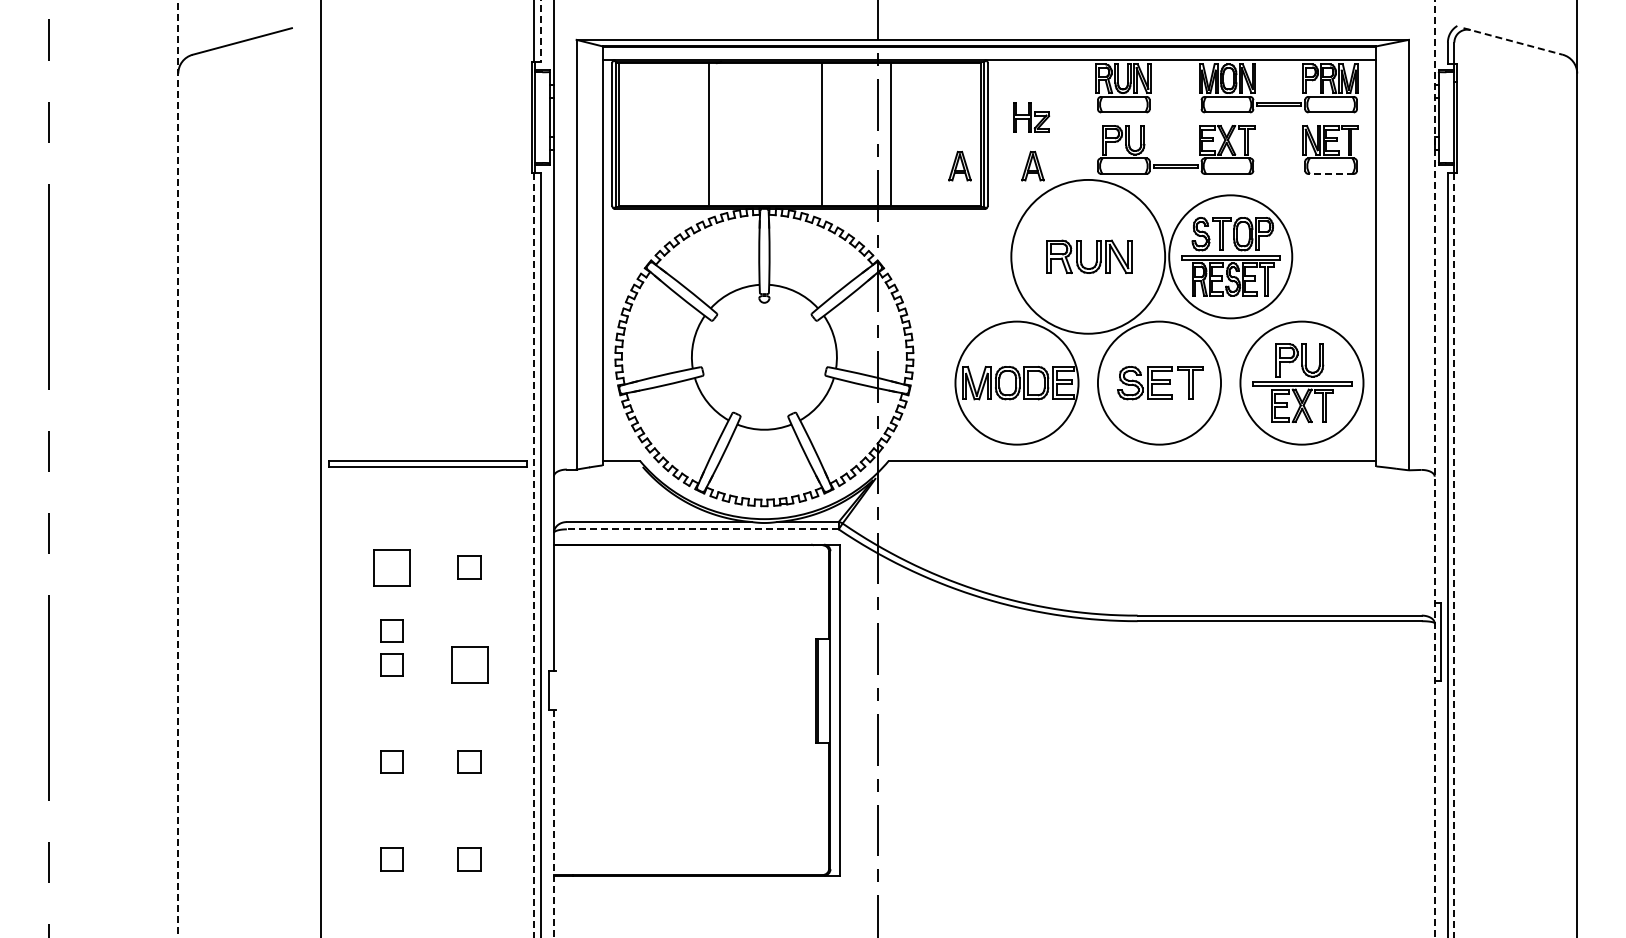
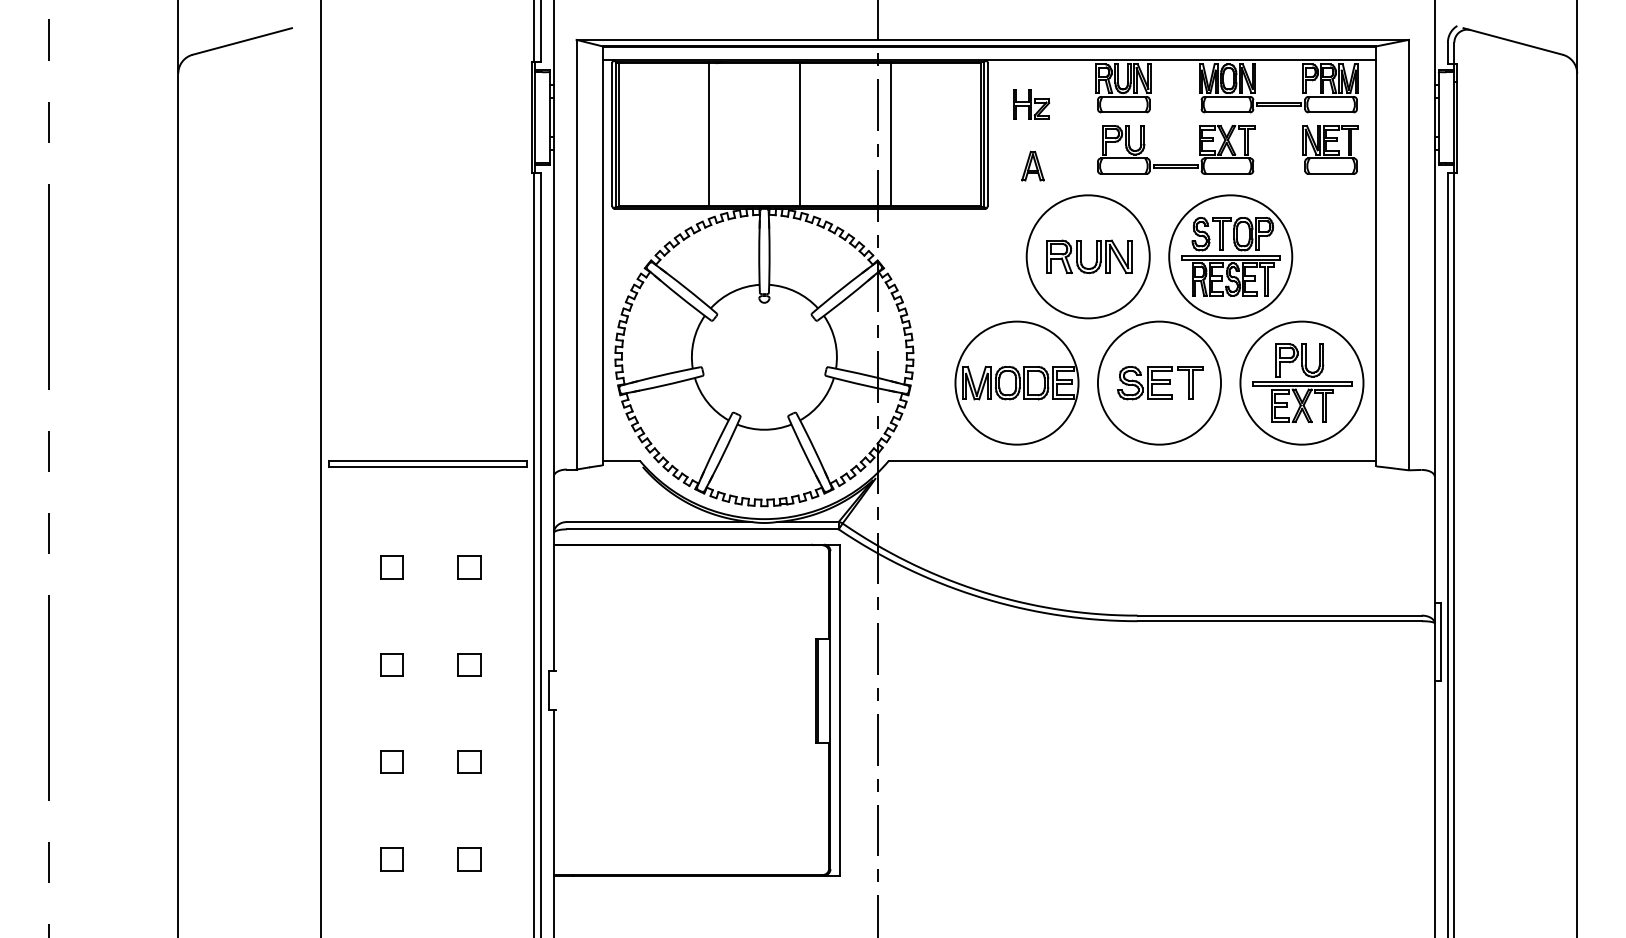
line: dashed -> solid (540, 31)
line: dashed -> solid (1513, 41)
part position: (1031, 117) -> (1031, 104) (1031, 104)
line position: (822, 134) -> (800, 134) (800, 134)
part: present -> none (959, 165)
line: dashed -> solid (1331, 173)
circle diameter: 154 px -> 123 px (1087, 256)
line: dashed -> solid (178, 468)
line: dashed -> solid (1434, 469)
line: dashed -> solid (702, 529)
line: dashed -> solid (534, 556)
line: dashed -> solid (1454, 556)
part size: 38x38 px -> 24x25 px (391, 567)
part: present -> none (391, 630)
part size: 38x38 px -> 25x24 px (469, 664)
line: dashed -> solid (553, 824)
